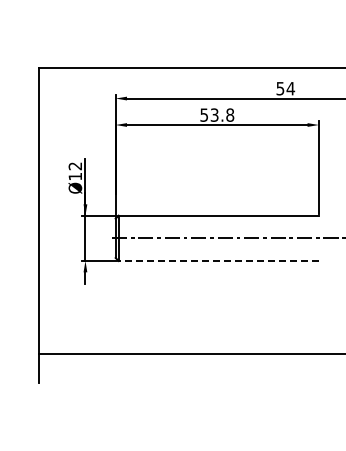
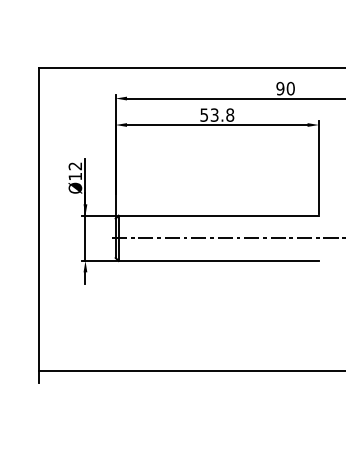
text: 54 -> 90 (285, 88)
line: dashed -> solid (218, 261)
line position: (190, 353) -> (190, 370) (190, 370)
